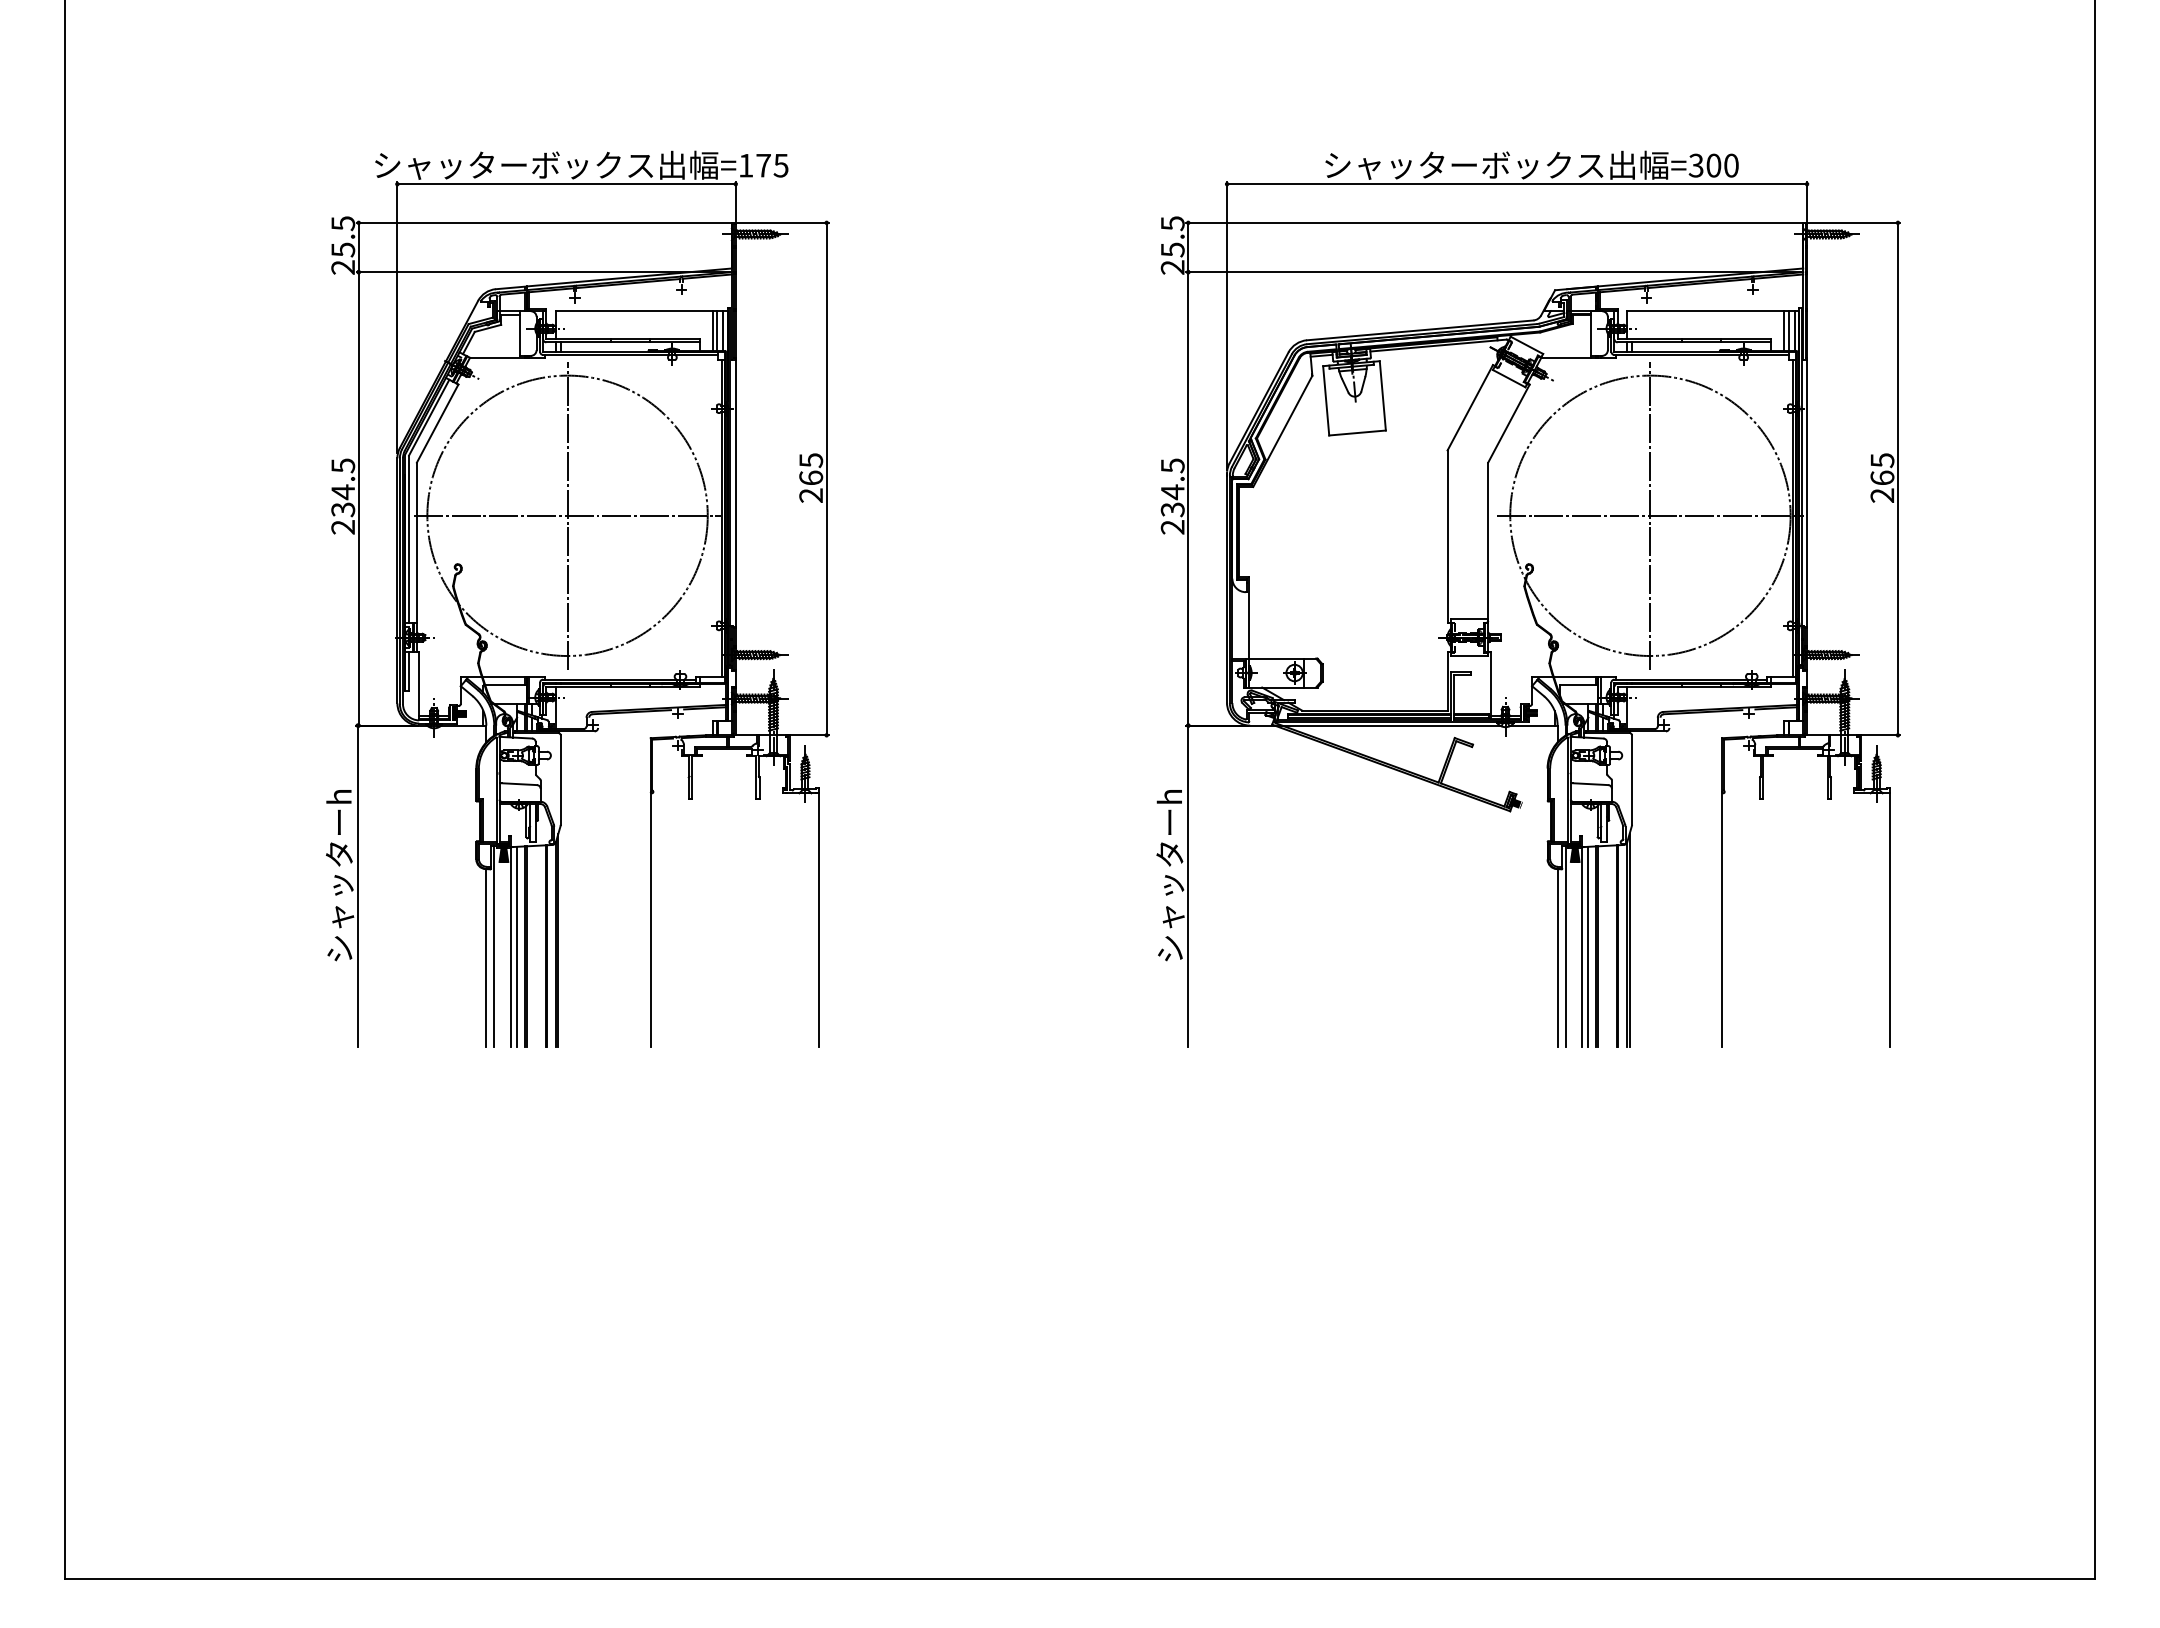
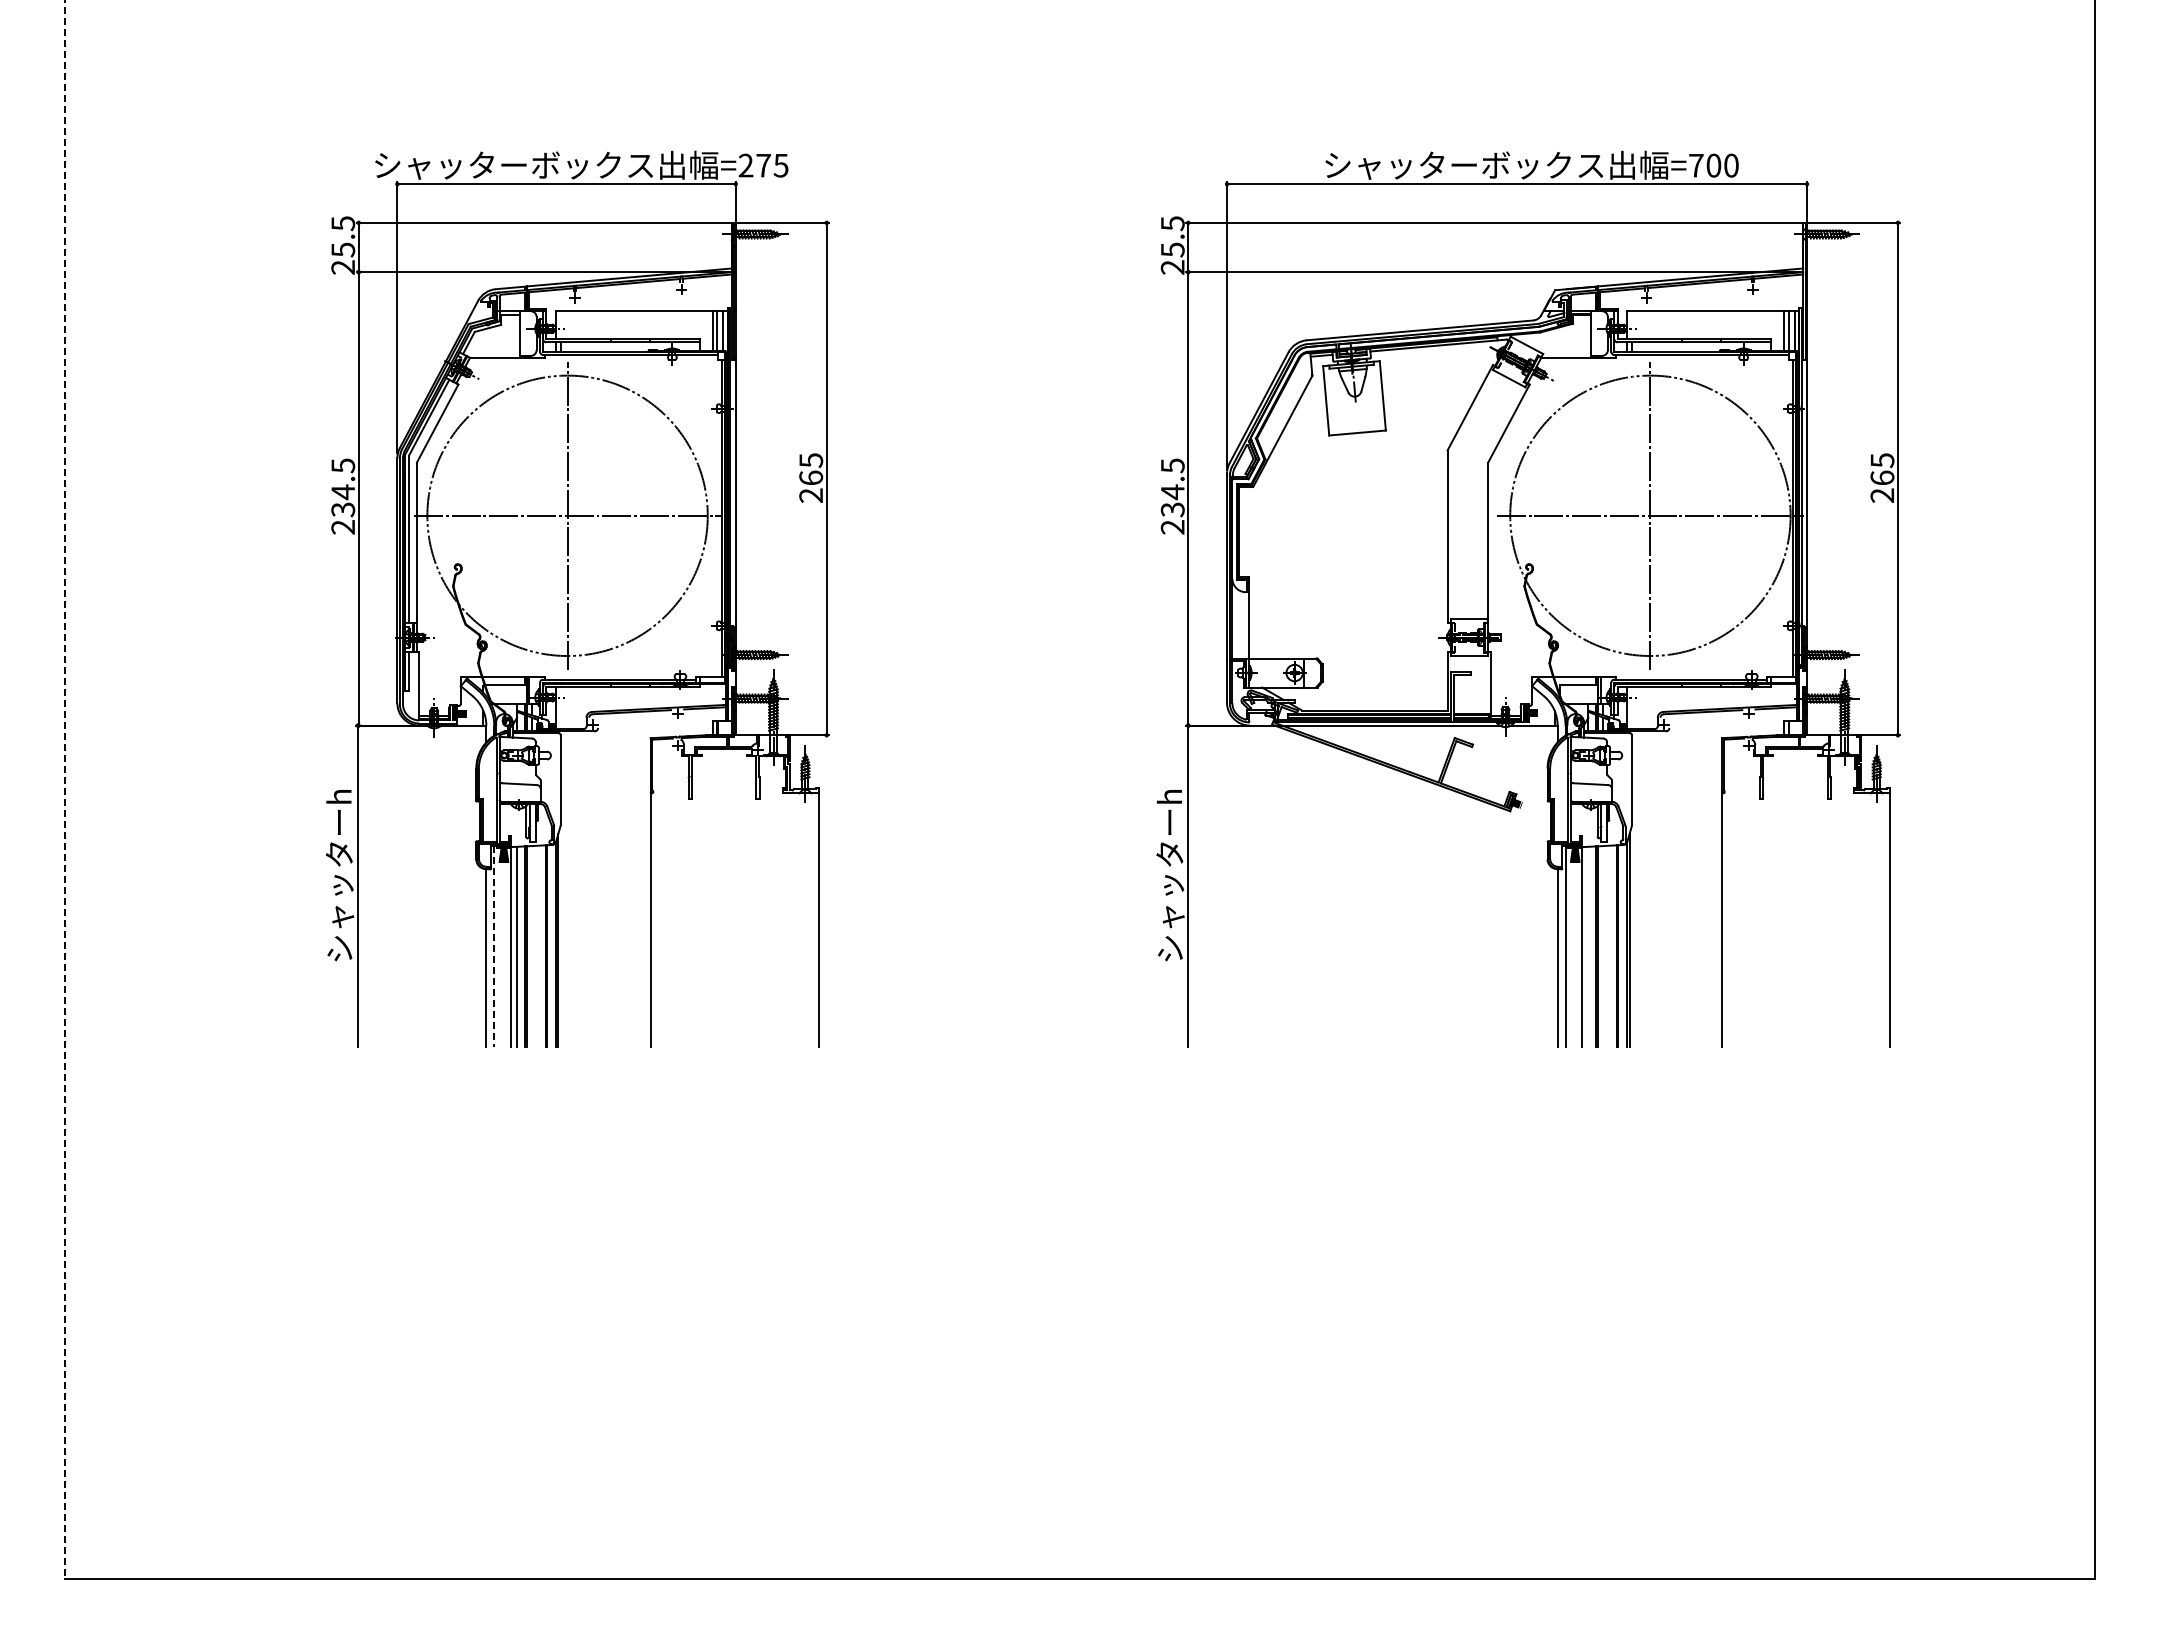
text: =175 -> =275 (745, 165)
text: =300 -> =700 (1695, 165)
line: solid -> dashed (64, 790)
line: solid -> dashed (494, 946)
line: present -> none (1588, 946)
